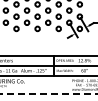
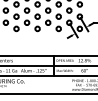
line: dashed -> solid (49, 94)
